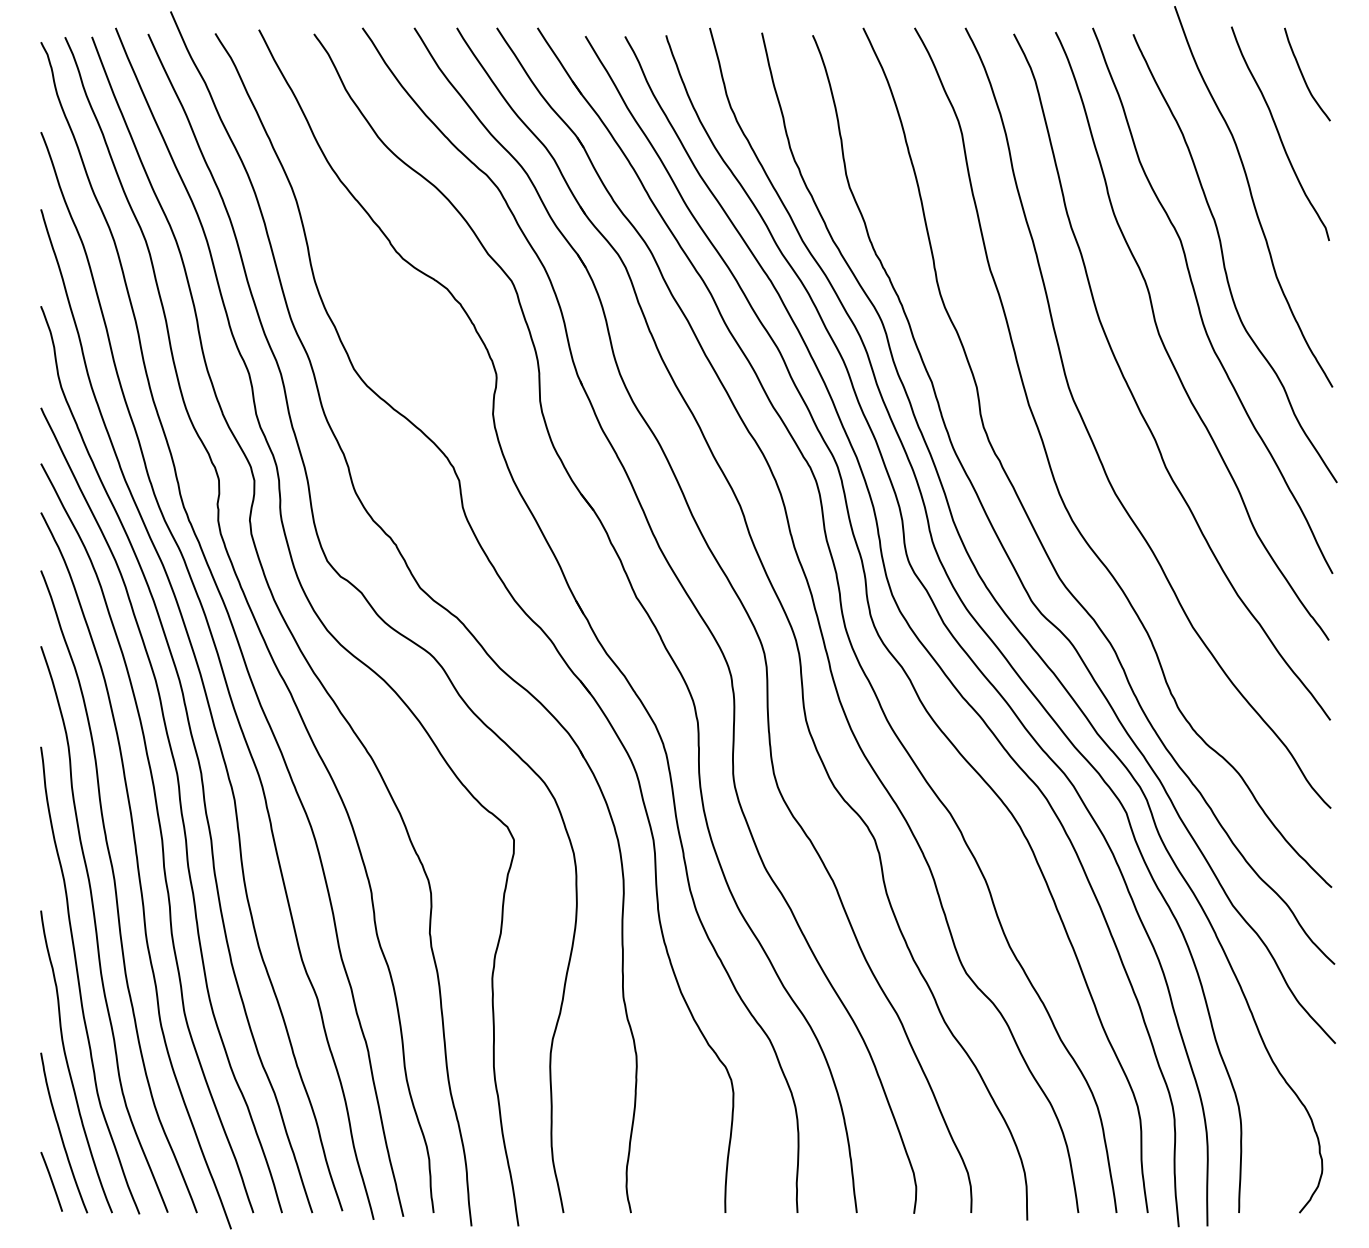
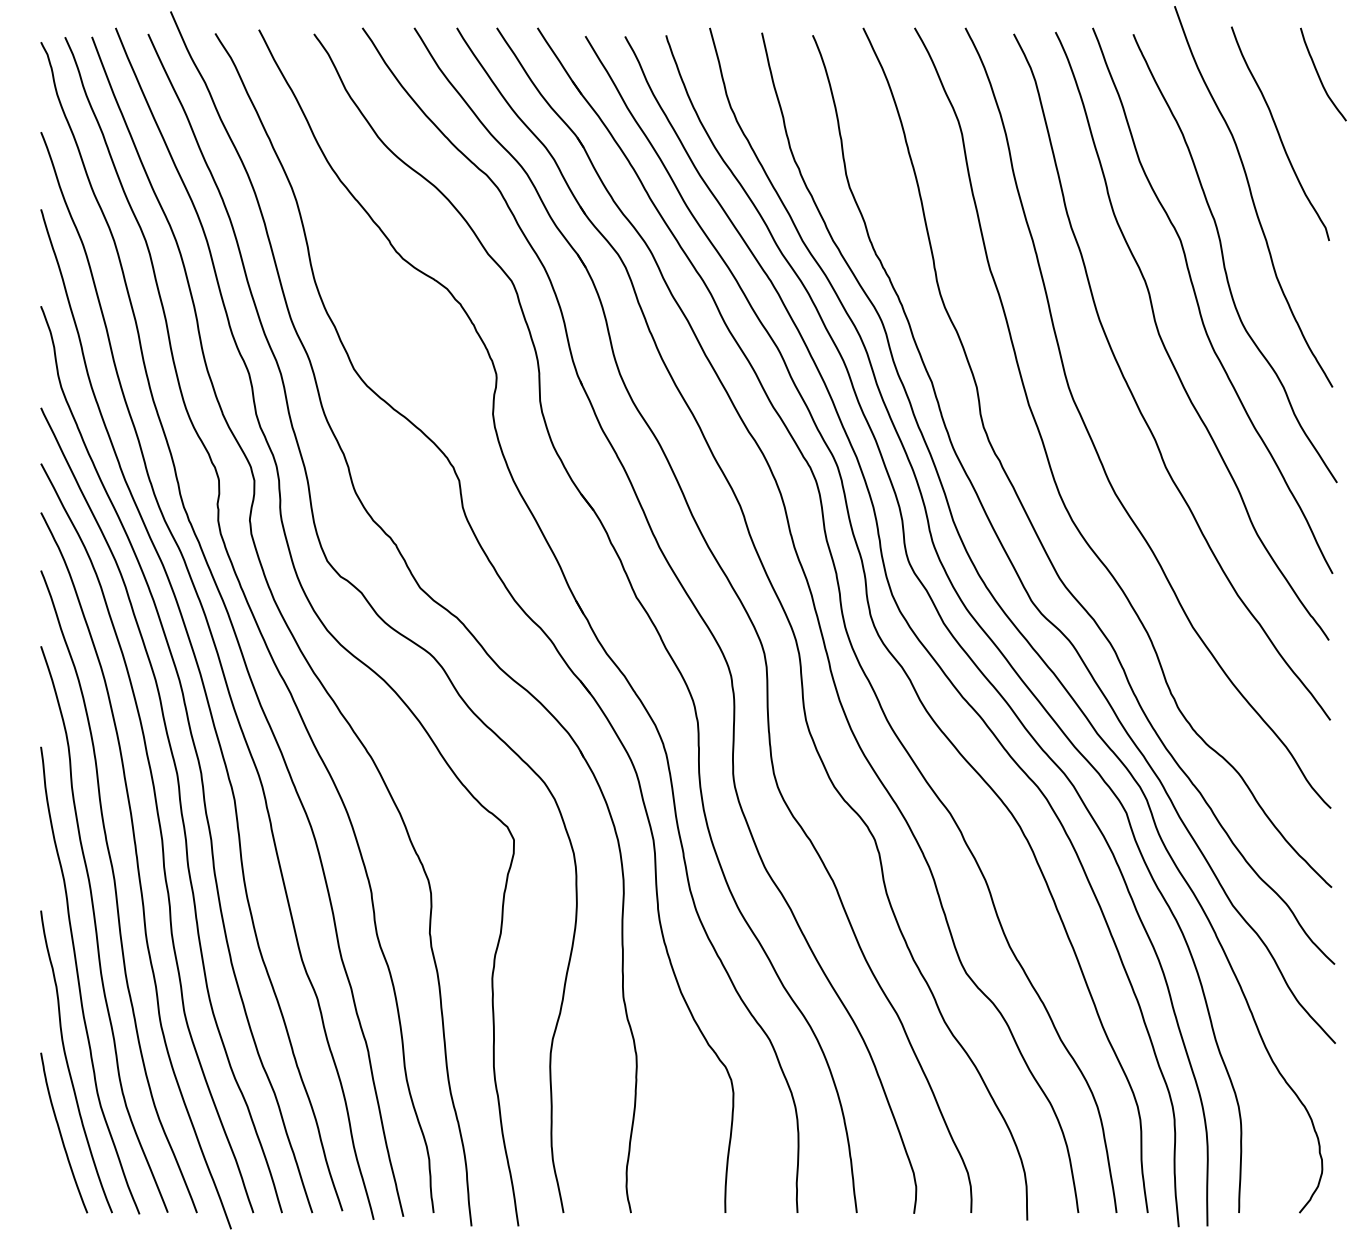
curve position: (1303, 74) -> (1319, 74) (1319, 74)
line: present -> none (51, 1181)
